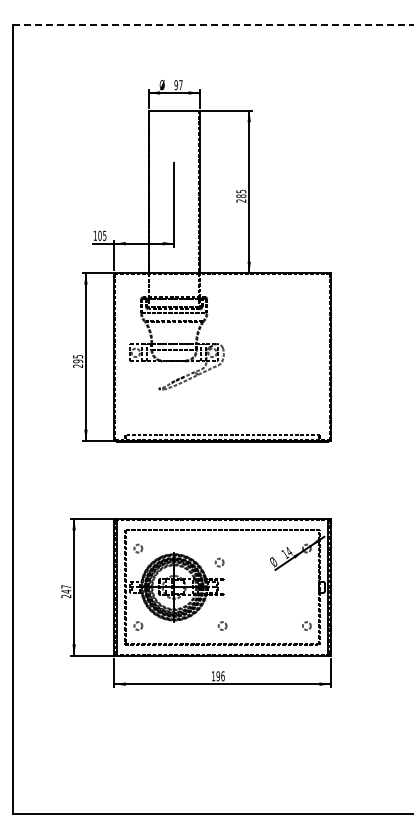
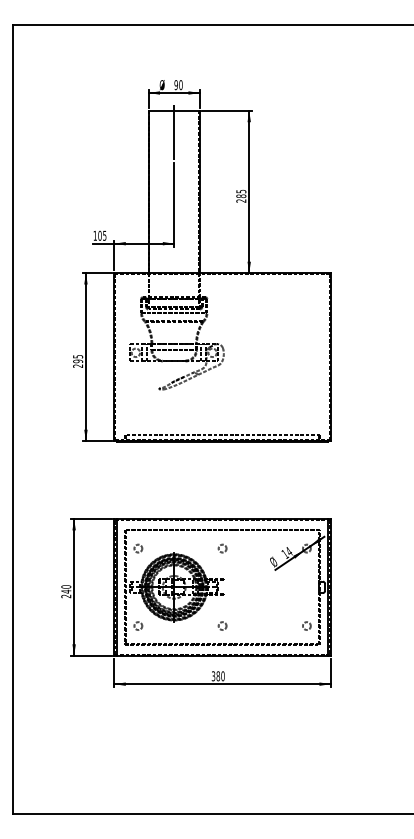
line: dashed -> solid (213, 25)
text: 97 -> 90 (180, 85)
line: none -> present (174, 132)
circle position: (219, 562) -> (222, 548) (222, 548)
text: 247 -> 240 (66, 586)
text: 196 -> 380 (217, 676)
